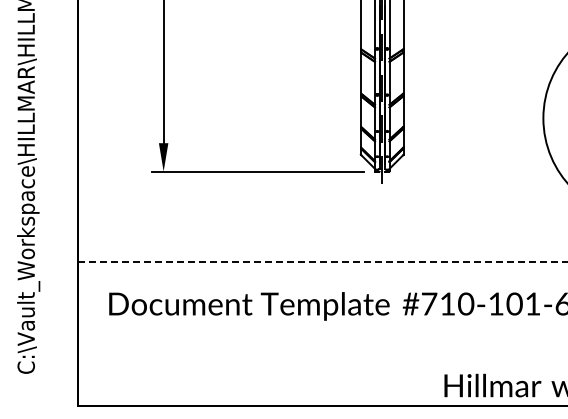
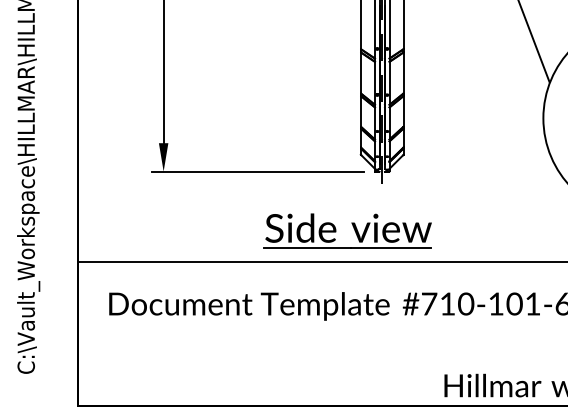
line: none -> present (534, 42)
part: none -> present (353, 228)
line: dashed -> solid (322, 261)
